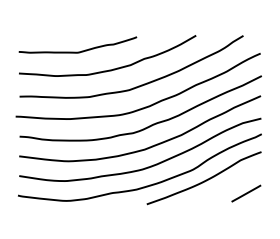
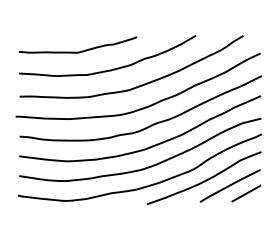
line: none -> present (229, 185)
